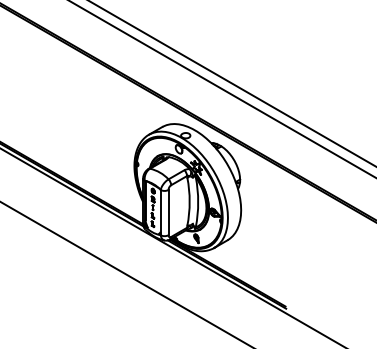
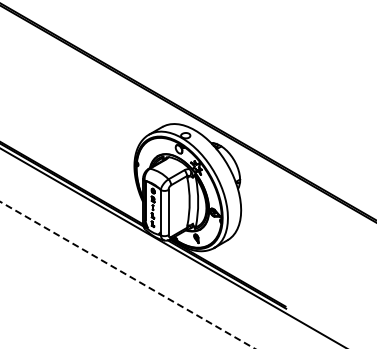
line: present -> none (232, 83)
line: present -> none (222, 89)
line: solid -> dashed (127, 275)
